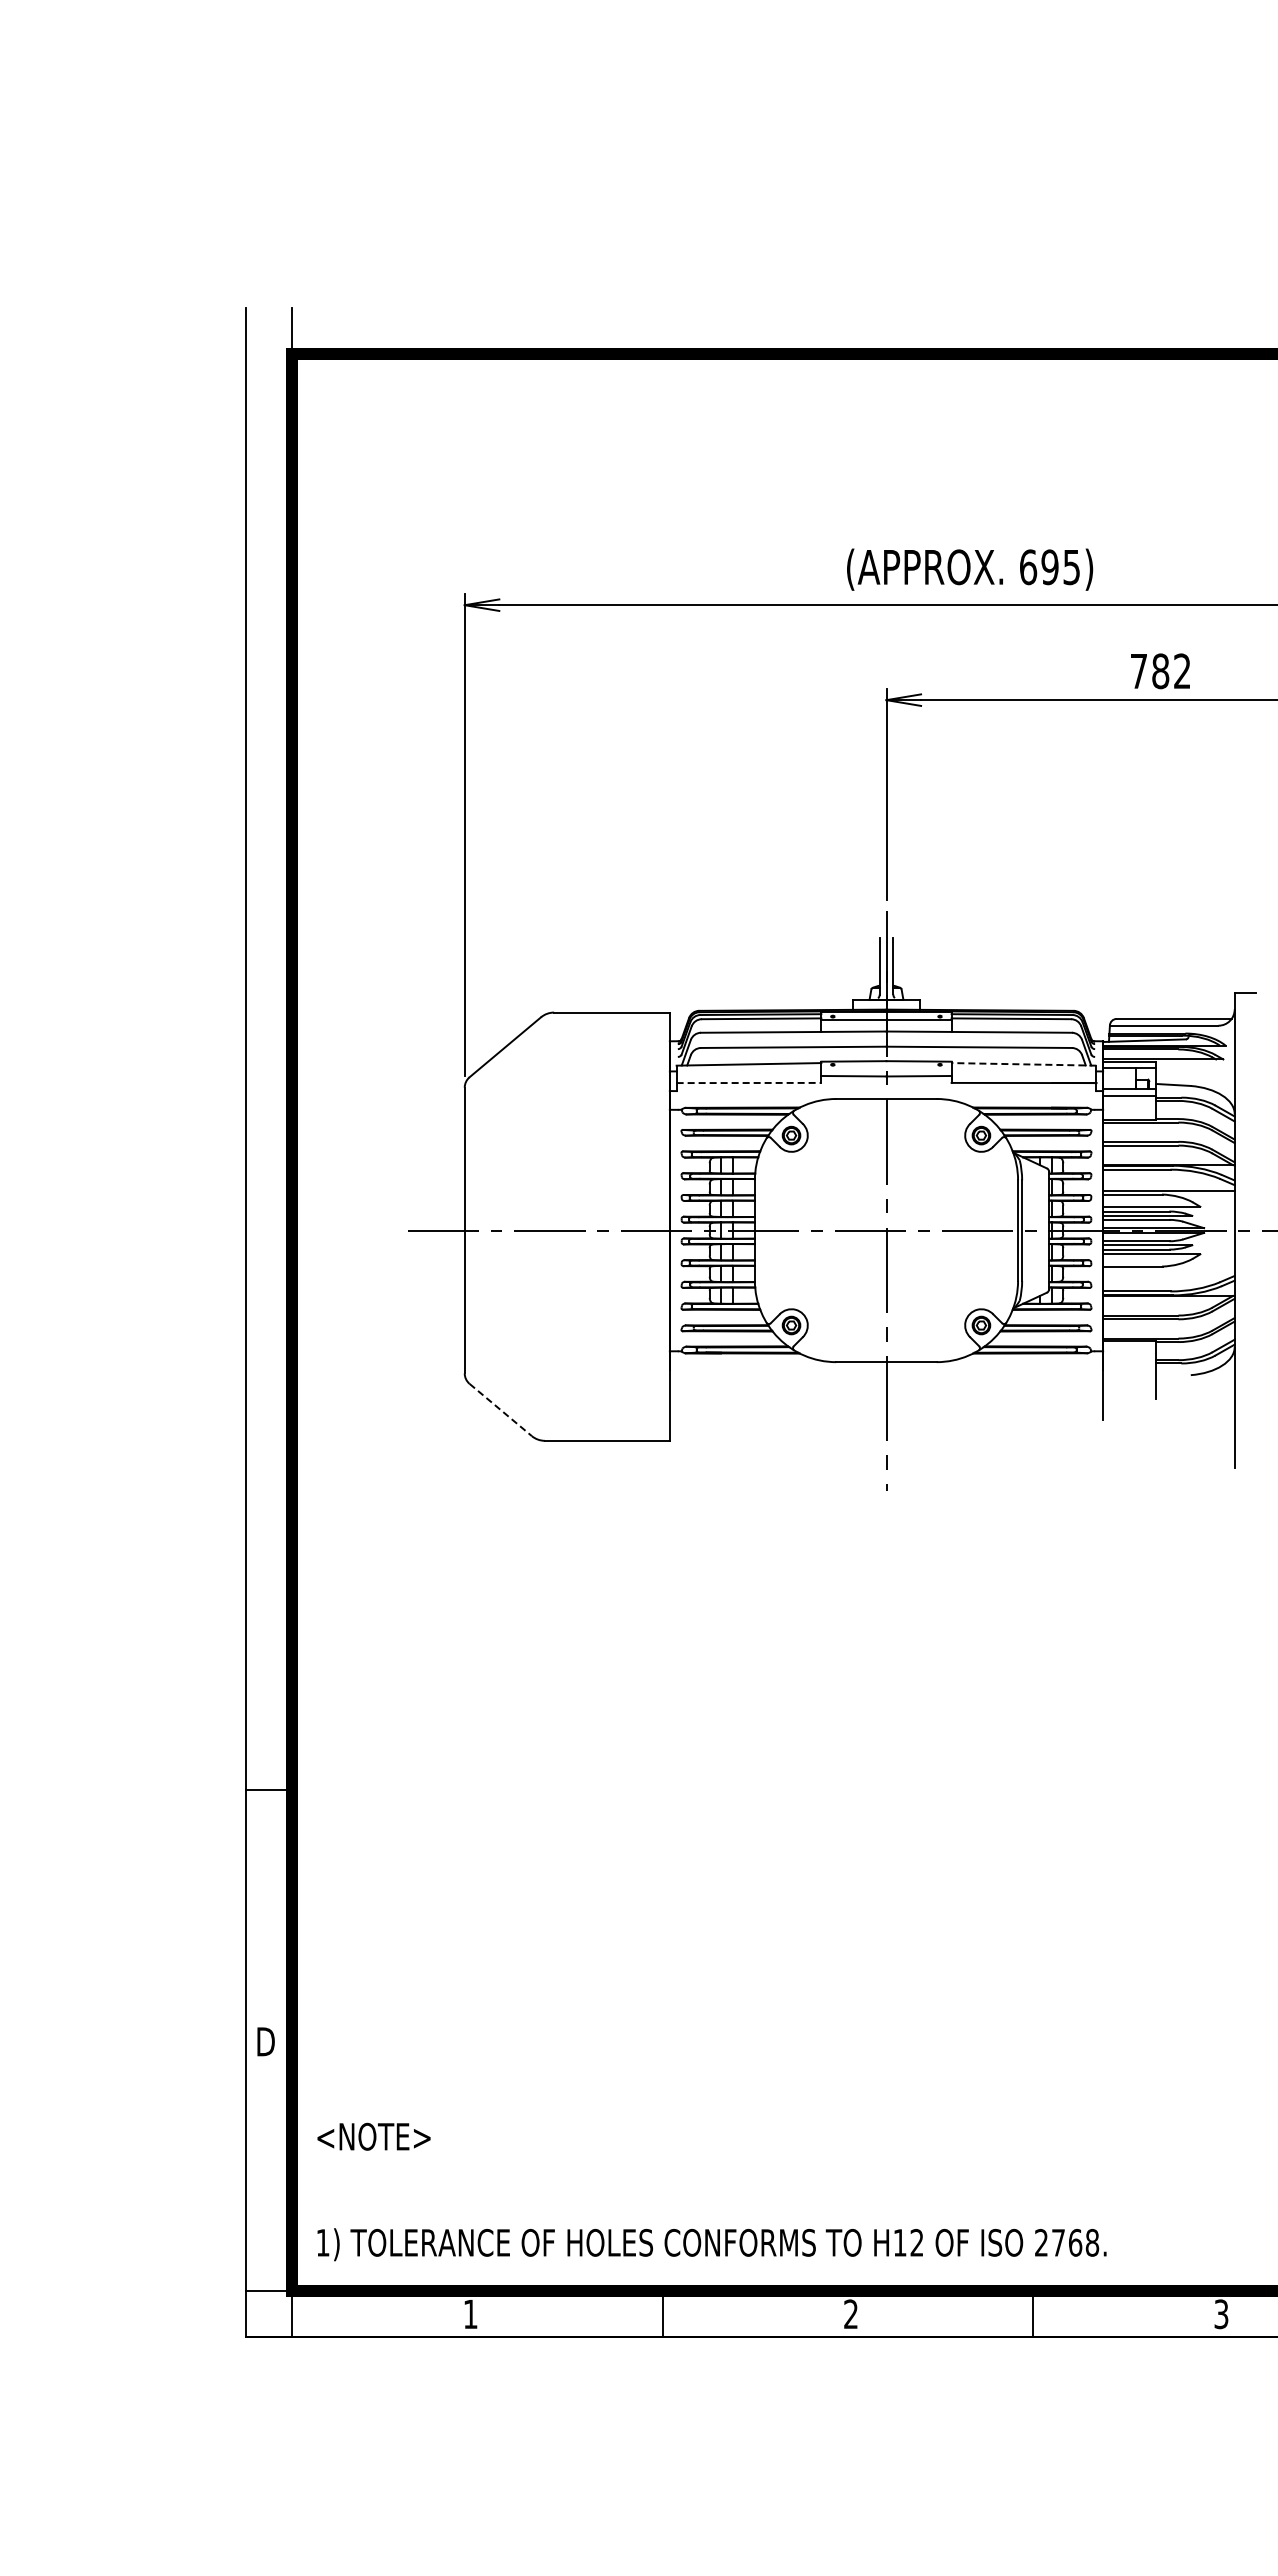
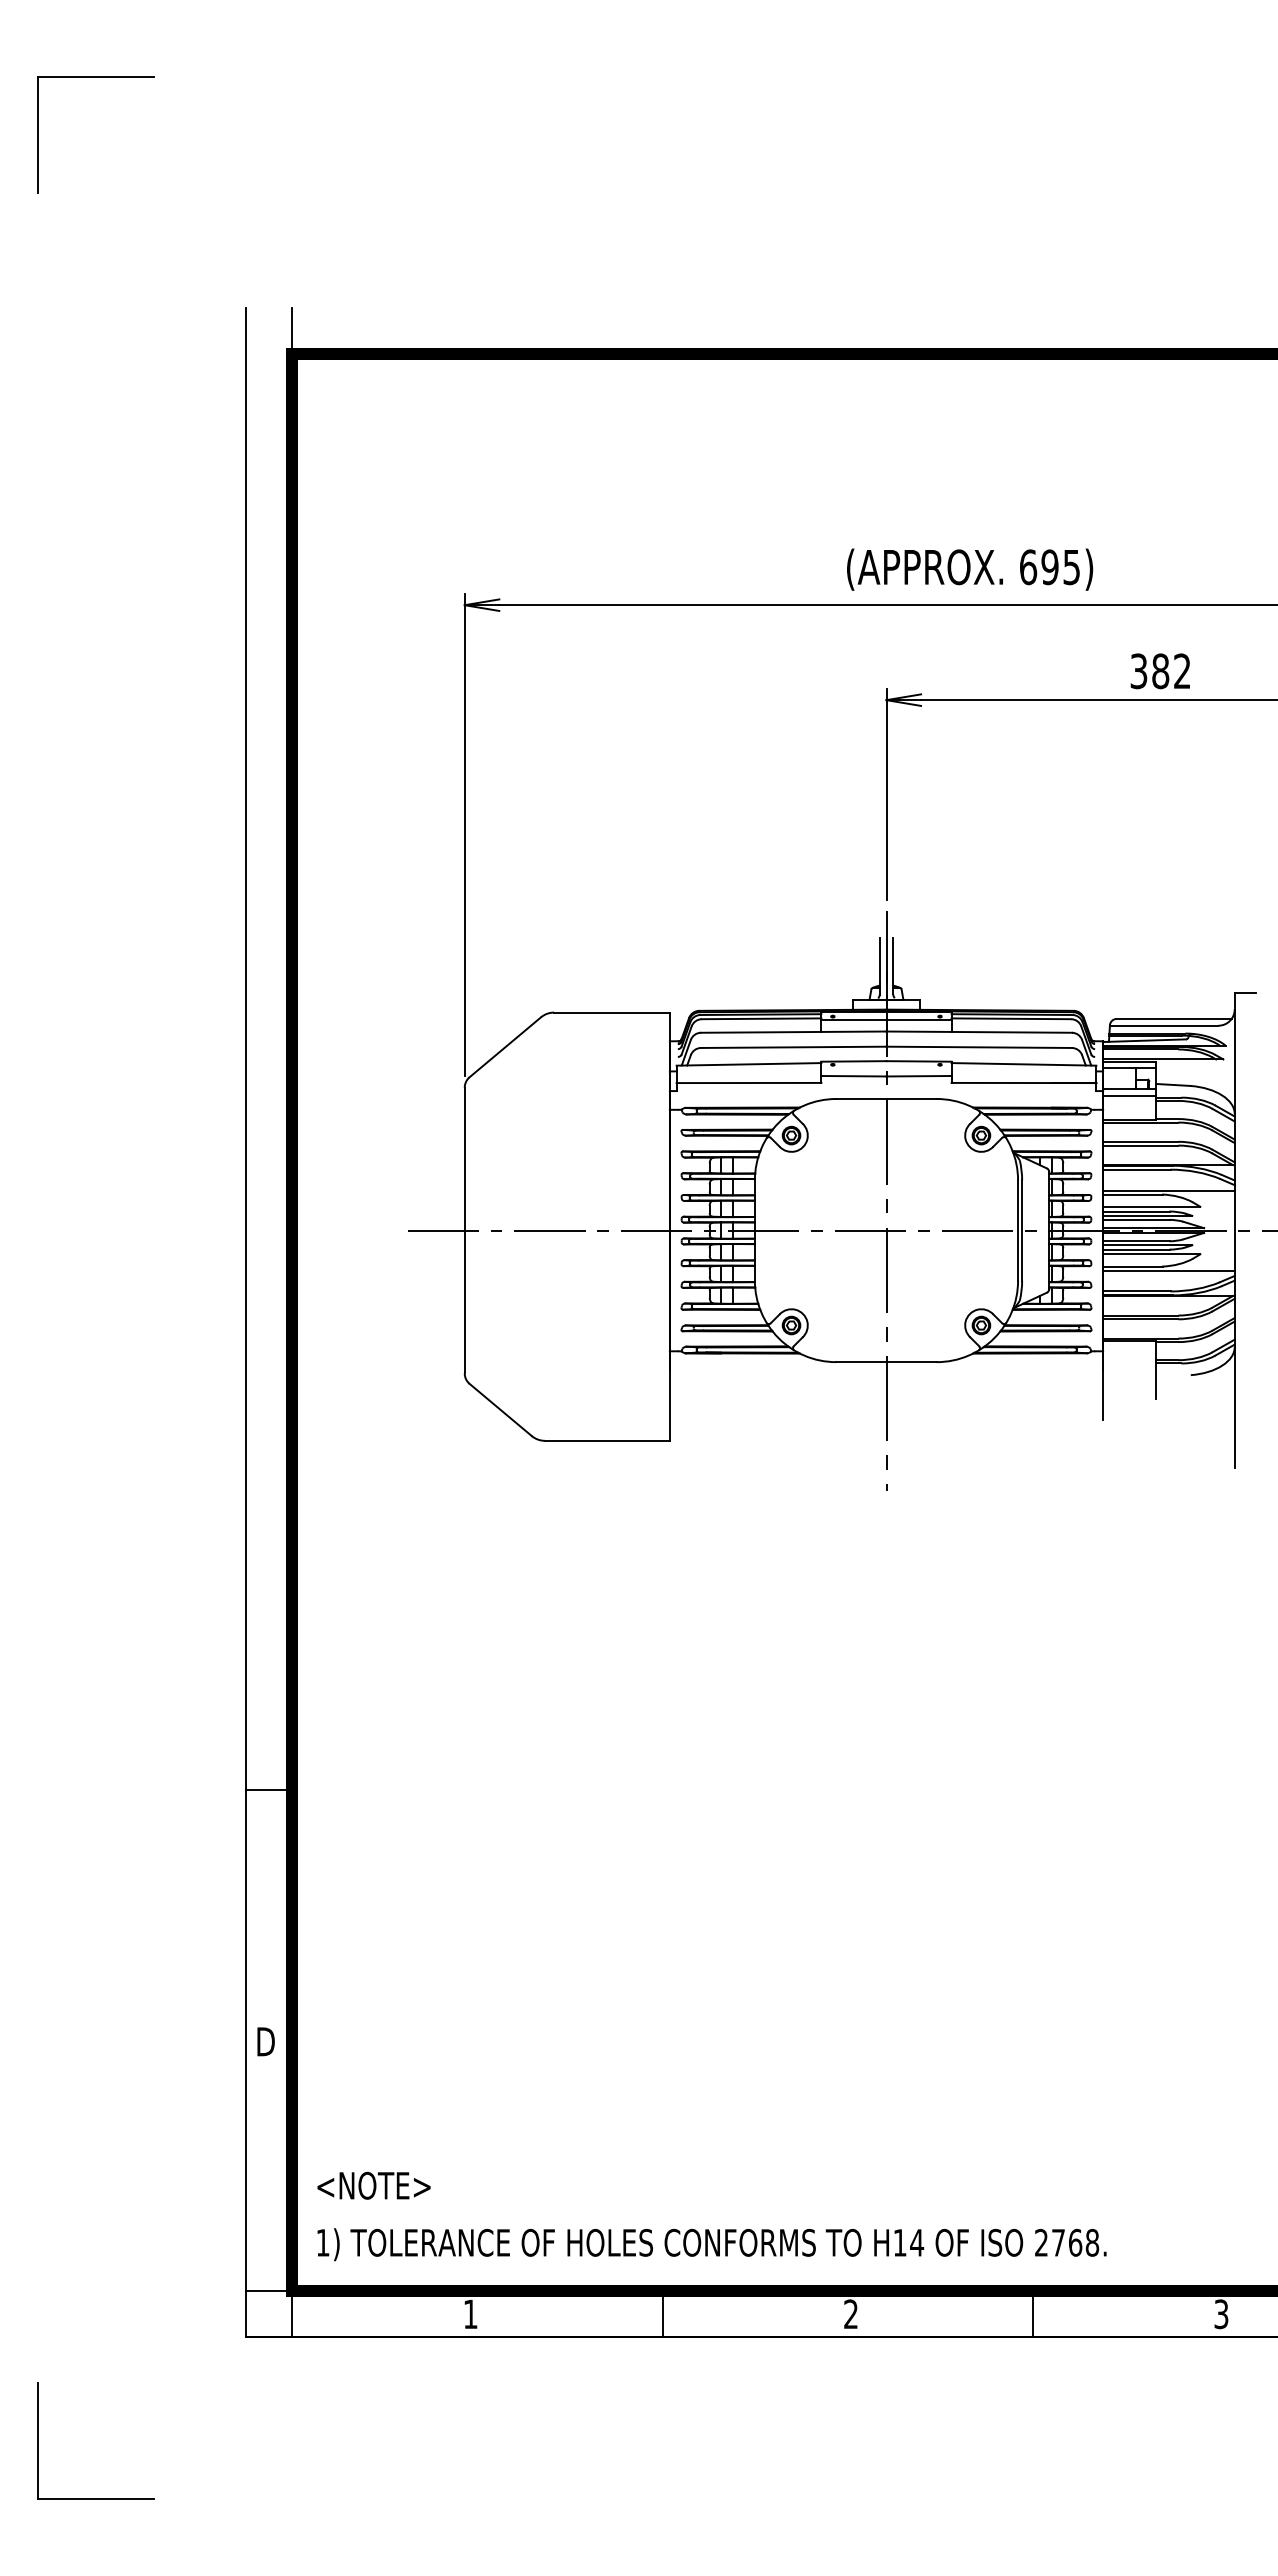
part: none -> present (95, 77)
text: 782 -> 382 (1138, 671)
line: dashed -> solid (1023, 1064)
line: dashed -> solid (749, 1083)
line: none -> present (1168, 1270)
line: dashed -> solid (500, 1409)
text position: (373, 2136) -> (373, 2185) (373, 2185)
text: H12 -> H14 (917, 2242)
part: none -> present (38, 2440)
